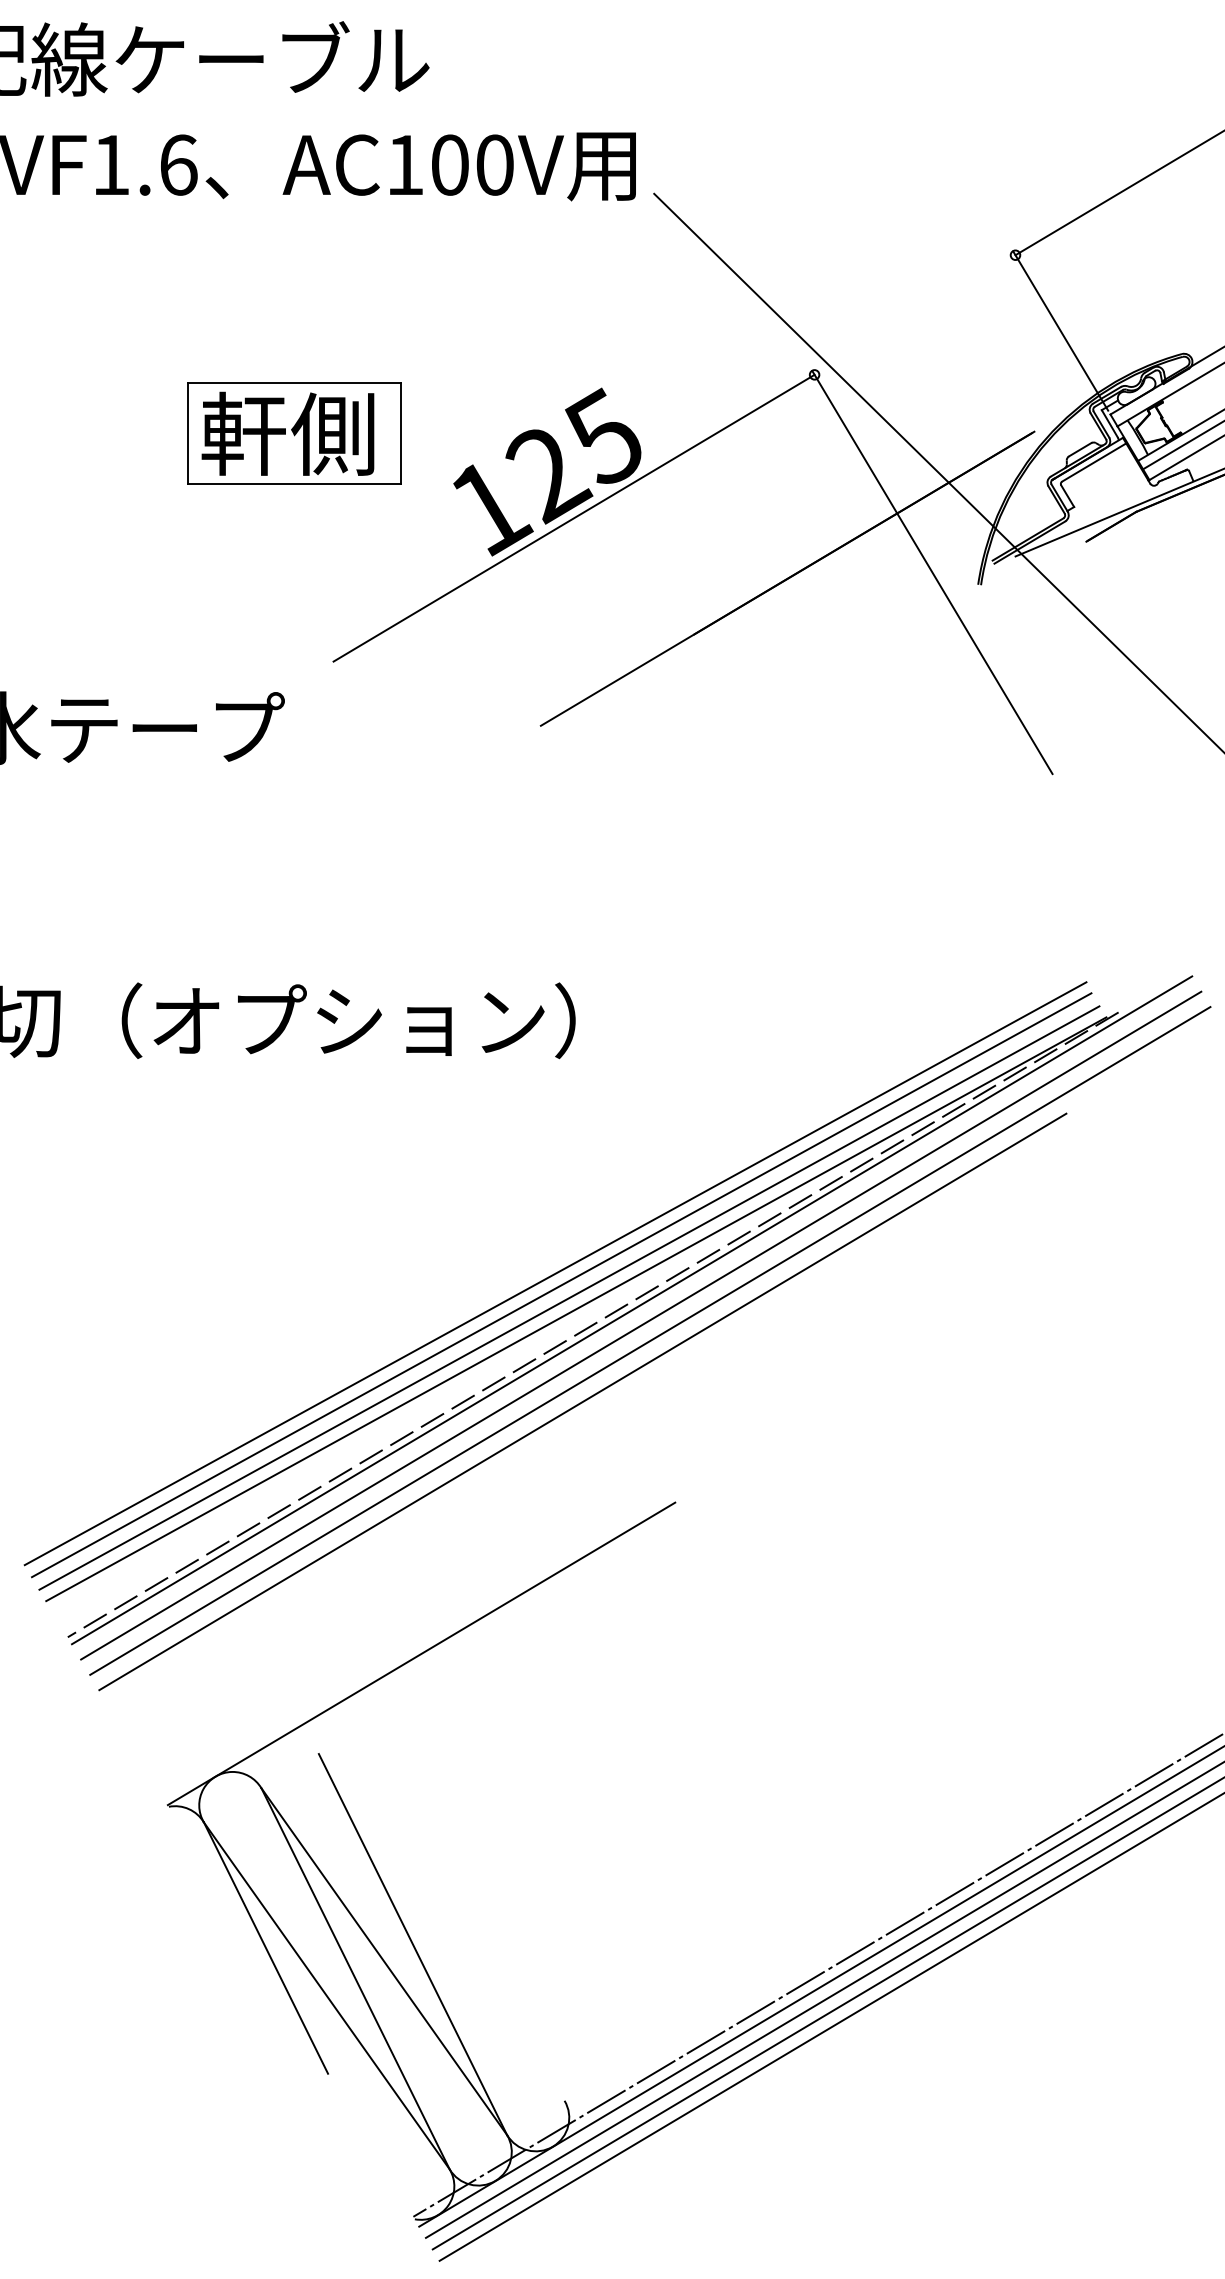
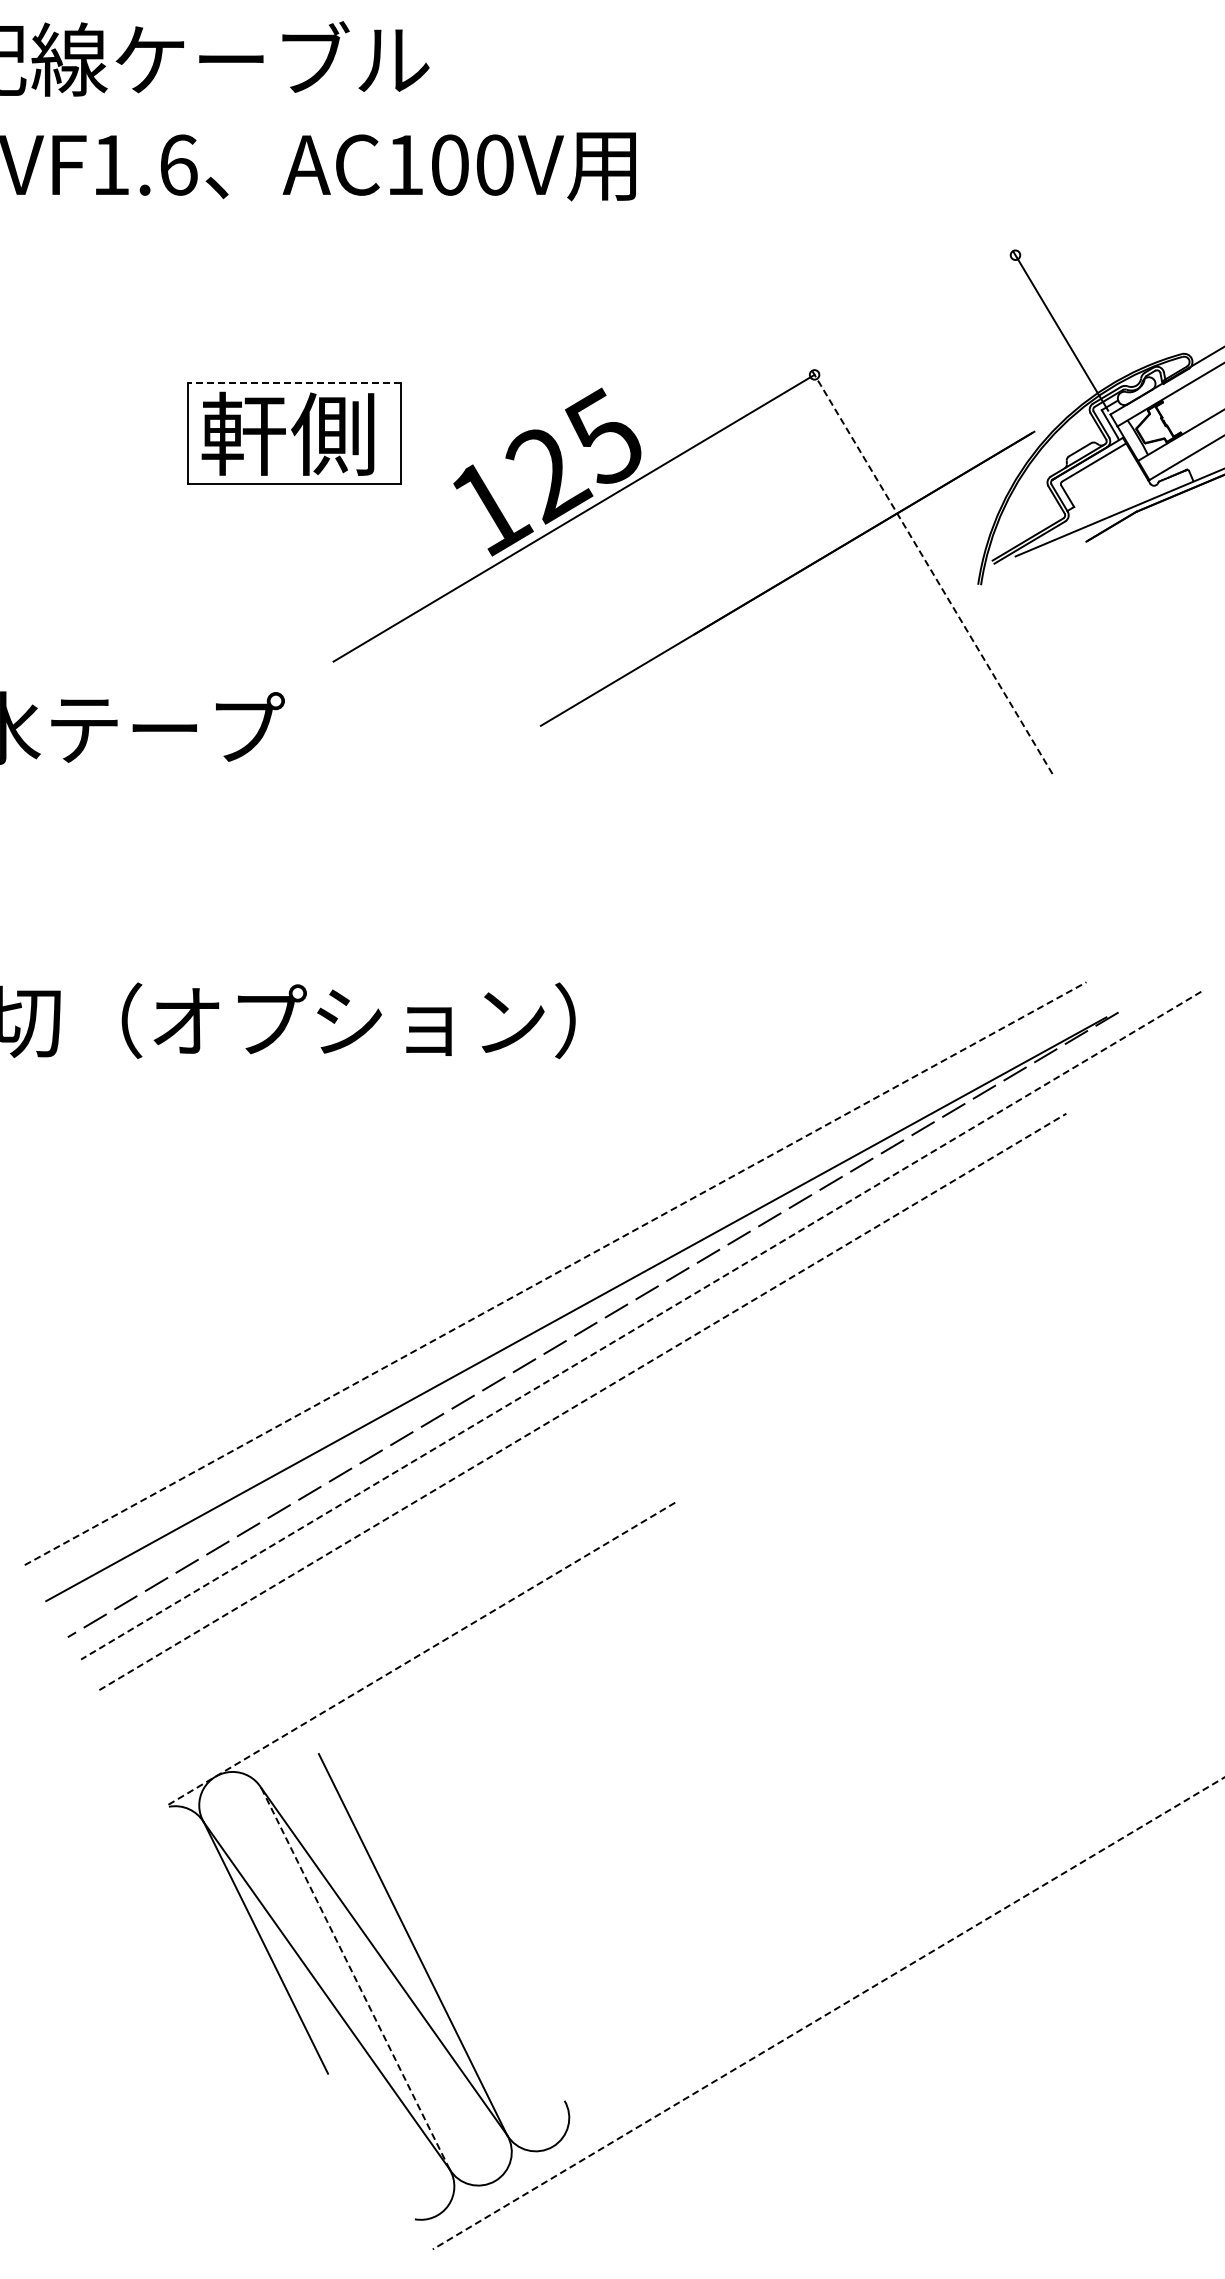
line: present -> none (1118, 193)
line: solid -> dashed (293, 382)
line: present -> none (1182, 445)
line: present -> none (937, 471)
line: solid -> dashed (932, 572)
line: solid -> dashed (555, 1273)
line: present -> none (561, 1285)
line: present -> none (569, 1297)
line: present -> none (631, 1310)
line: solid -> dashed (640, 1325)
line: present -> none (650, 1340)
line: solid -> dashed (582, 1401)
line: solid -> dashed (421, 1654)
line: present -> none (817, 1975)
line: solid -> dashed (355, 1979)
line: present -> none (820, 1986)
line: present -> none (823, 2000)
line: solid -> dashed (828, 2013)
line: present -> none (830, 2027)
